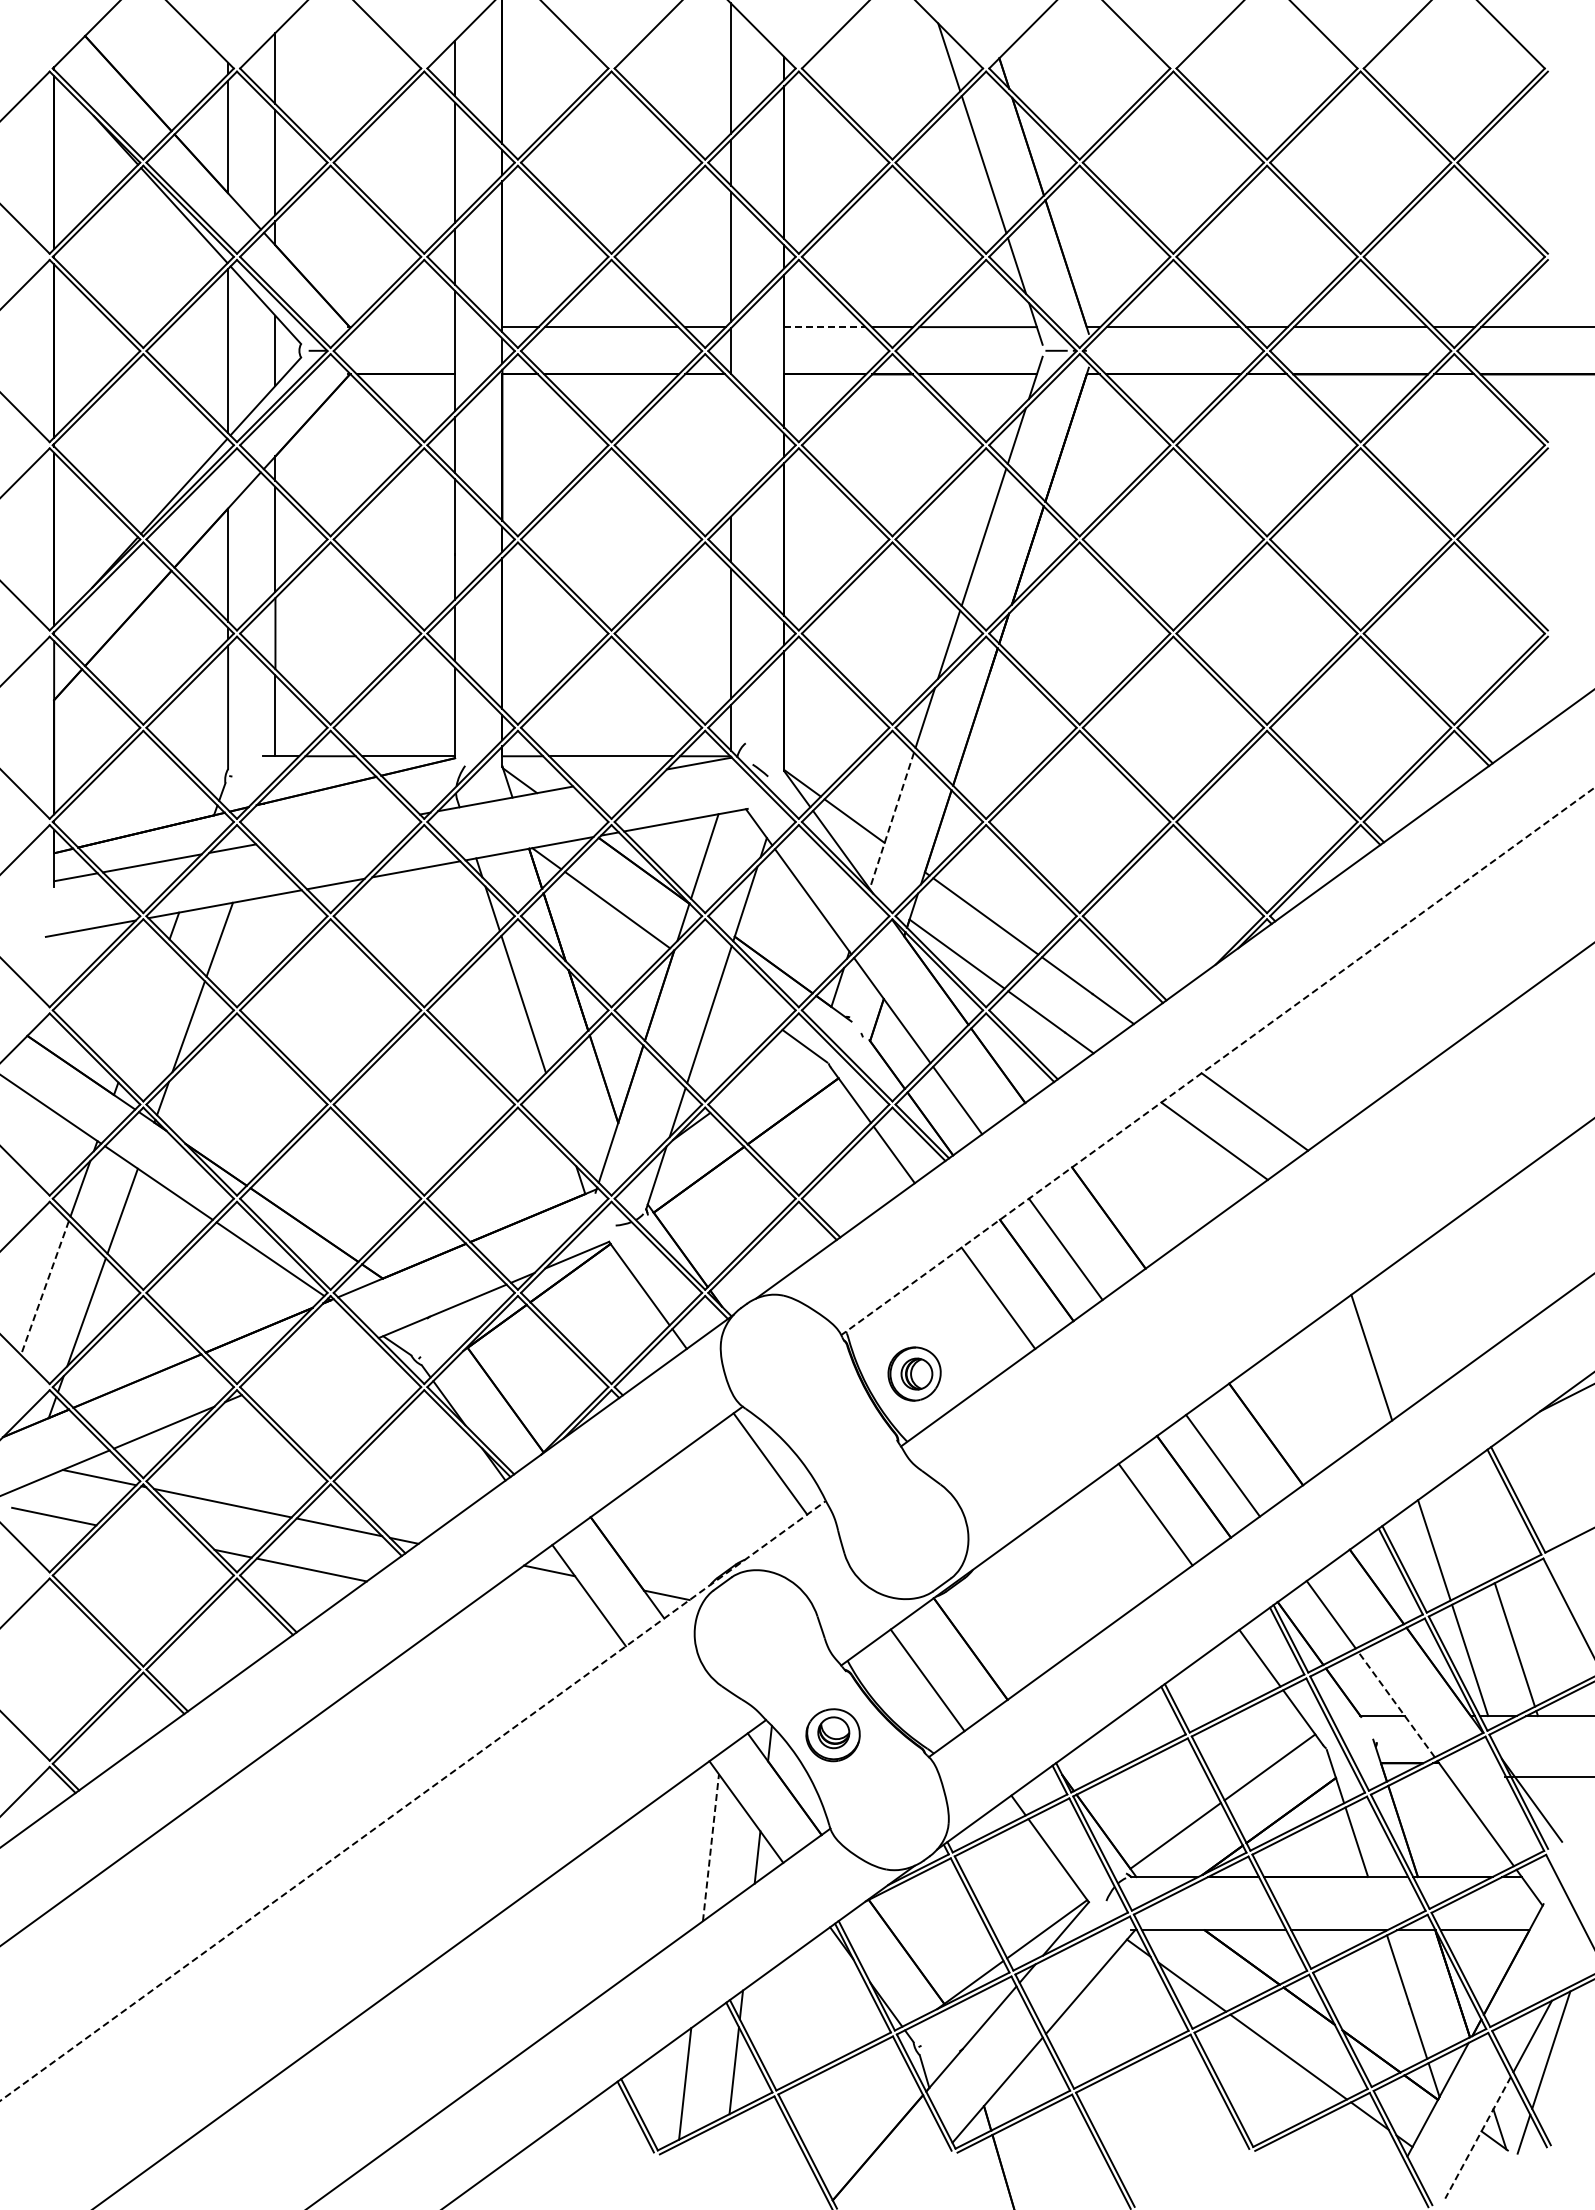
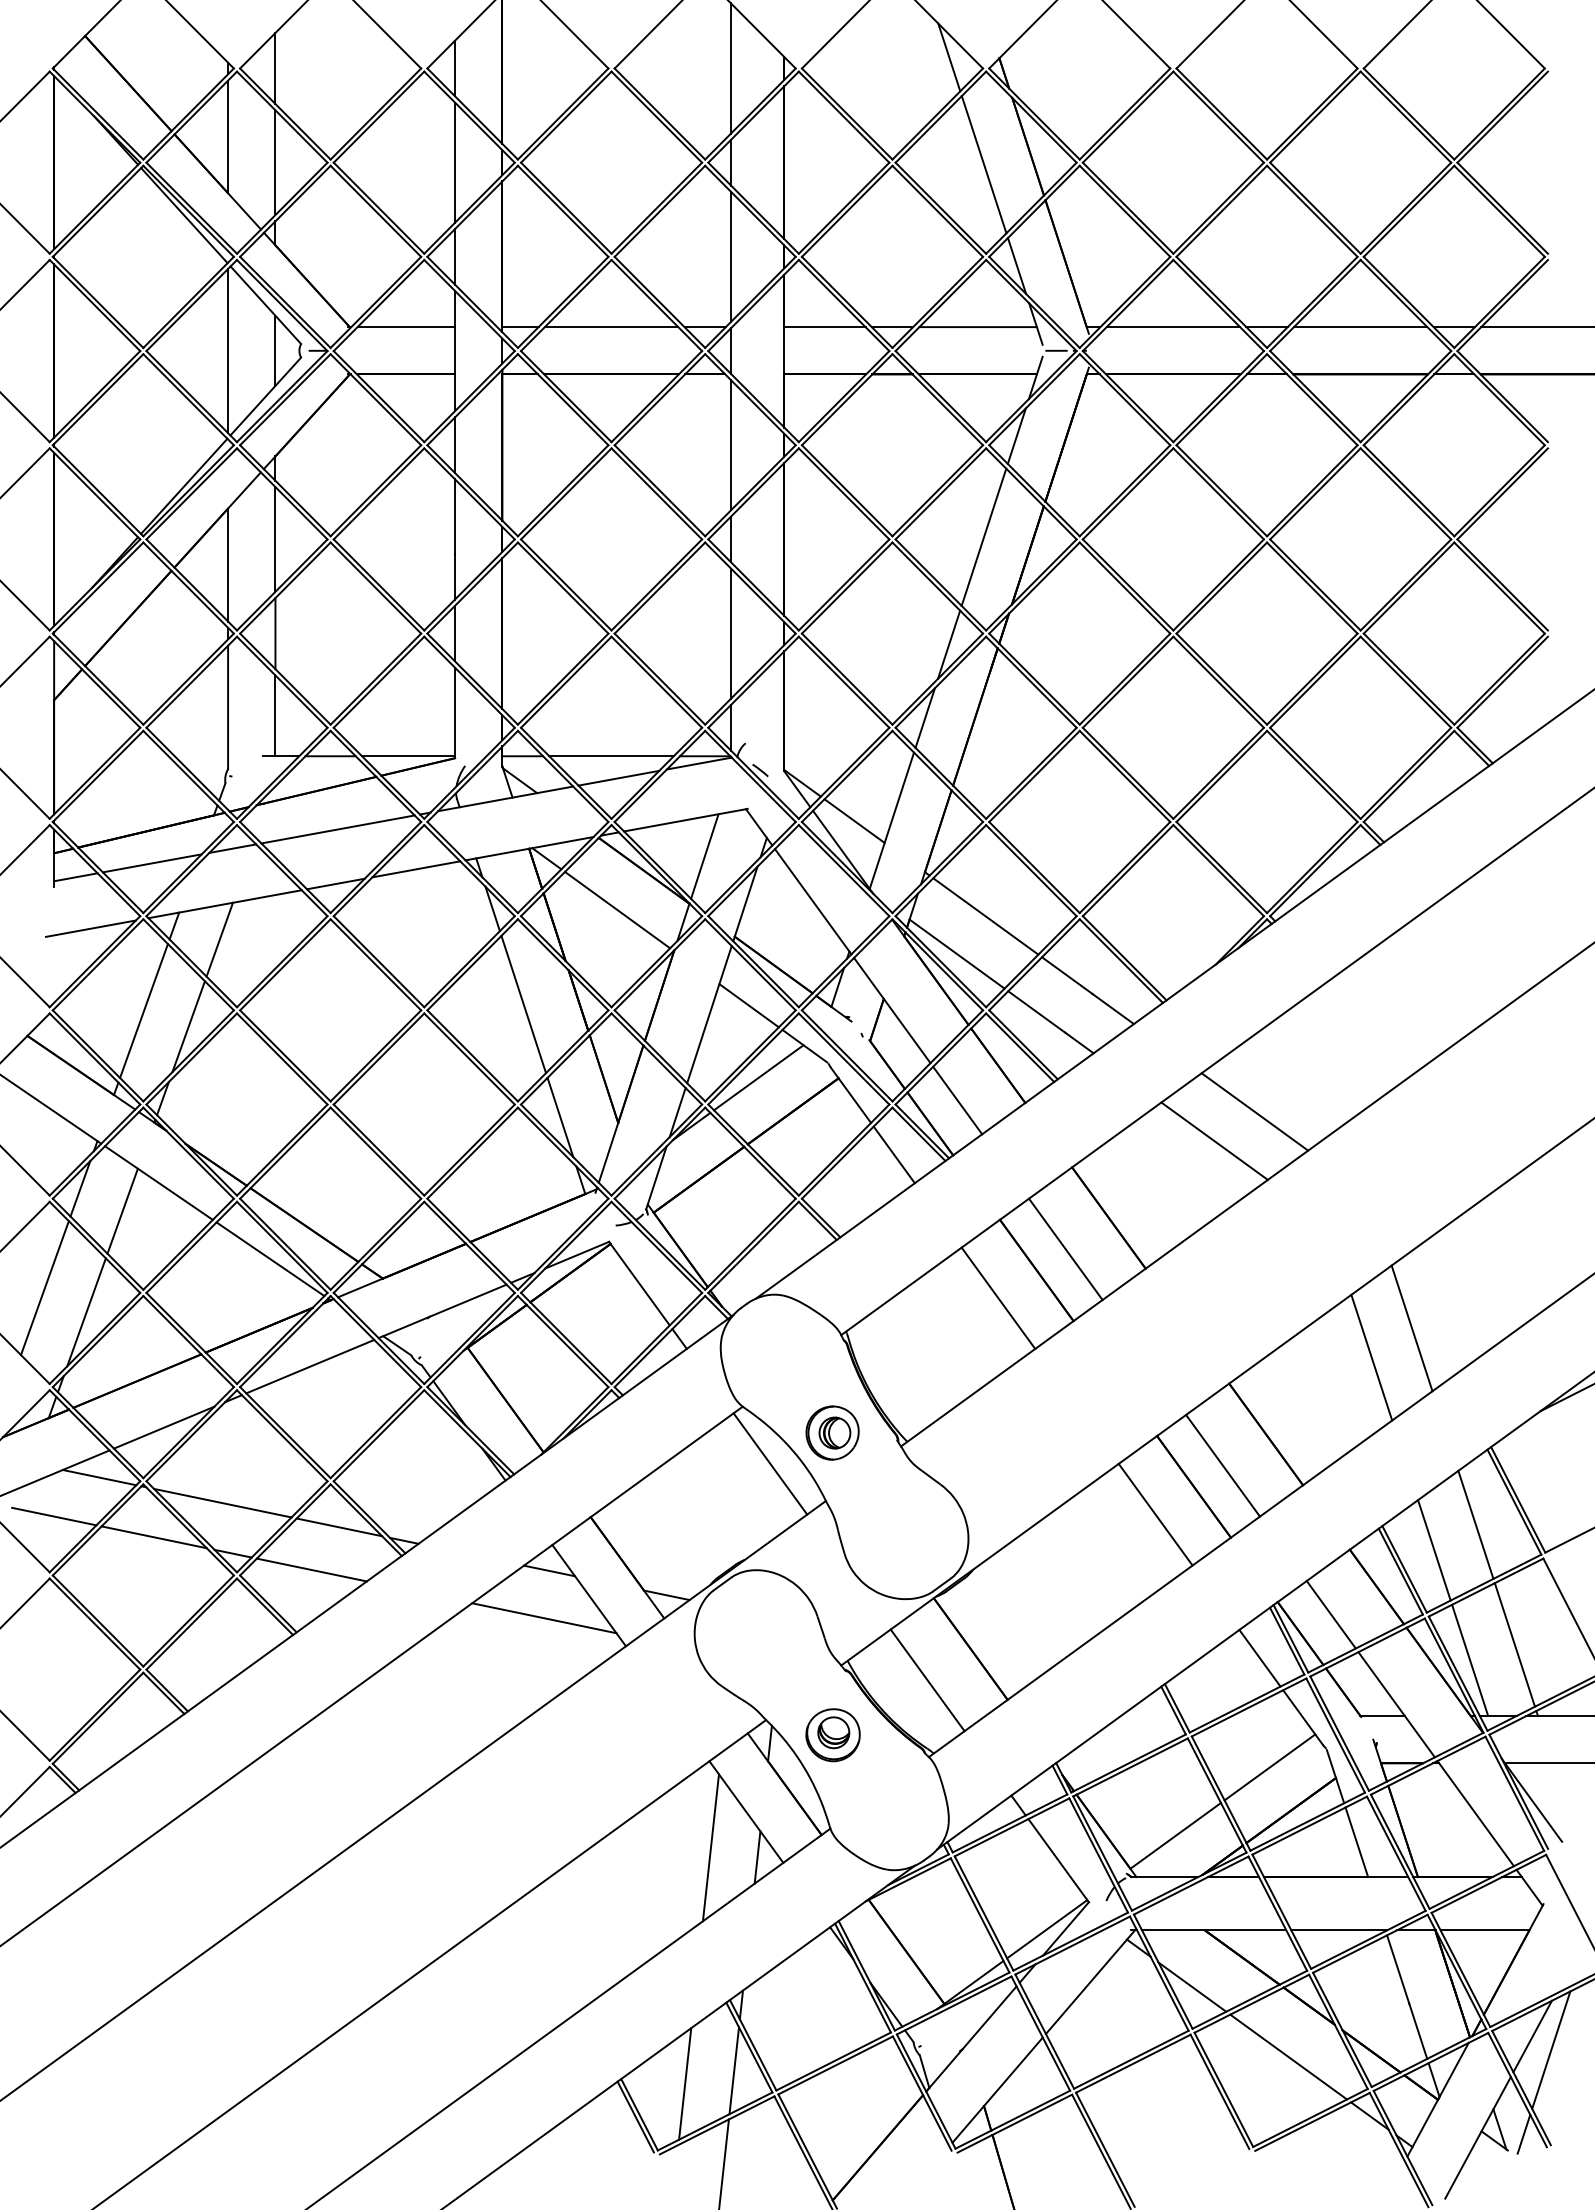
line: none -> present (406, 327)
line: dashed -> solid (824, 327)
line: none -> present (731, 445)
line: none -> present (618, 777)
line: dashed -> solid (891, 820)
line: none -> present (337, 829)
line: none -> present (748, 1005)
line: none -> present (143, 1010)
line: dashed -> solid (1217, 1061)
line: none -> present (758, 1077)
line: none -> present (560, 1117)
line: dashed -> solid (44, 1288)
line: none -> present (1411, 1328)
line: none -> present (310, 1366)
part position: (914, 1373) -> (832, 1432) (832, 1432)
line: none -> present (1475, 1524)
line: none -> present (153, 1537)
line: none -> present (544, 1618)
line: dashed -> solid (1396, 1704)
line position: (1548, 1777) -> (1548, 1763) (1548, 1763)
line: dashed -> solid (413, 1800)
line: dashed -> solid (710, 1847)
line: dashed -> solid (1477, 2138)
line: none -> present (723, 2162)
